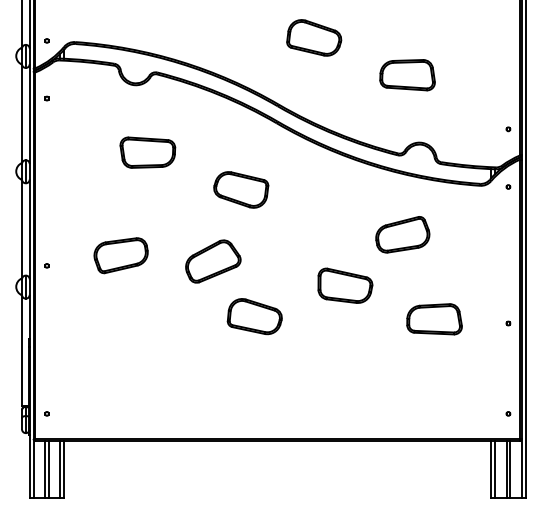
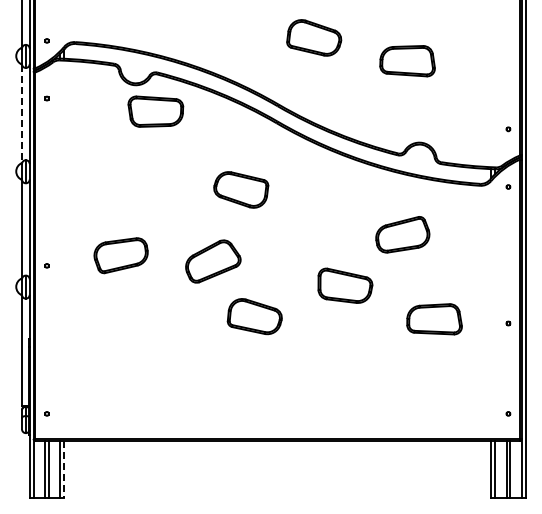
part position: (407, 75) -> (407, 61) (407, 61)
line: solid -> dashed (22, 114)
part position: (147, 152) -> (155, 111) (155, 111)
line: solid -> dashed (64, 469)
